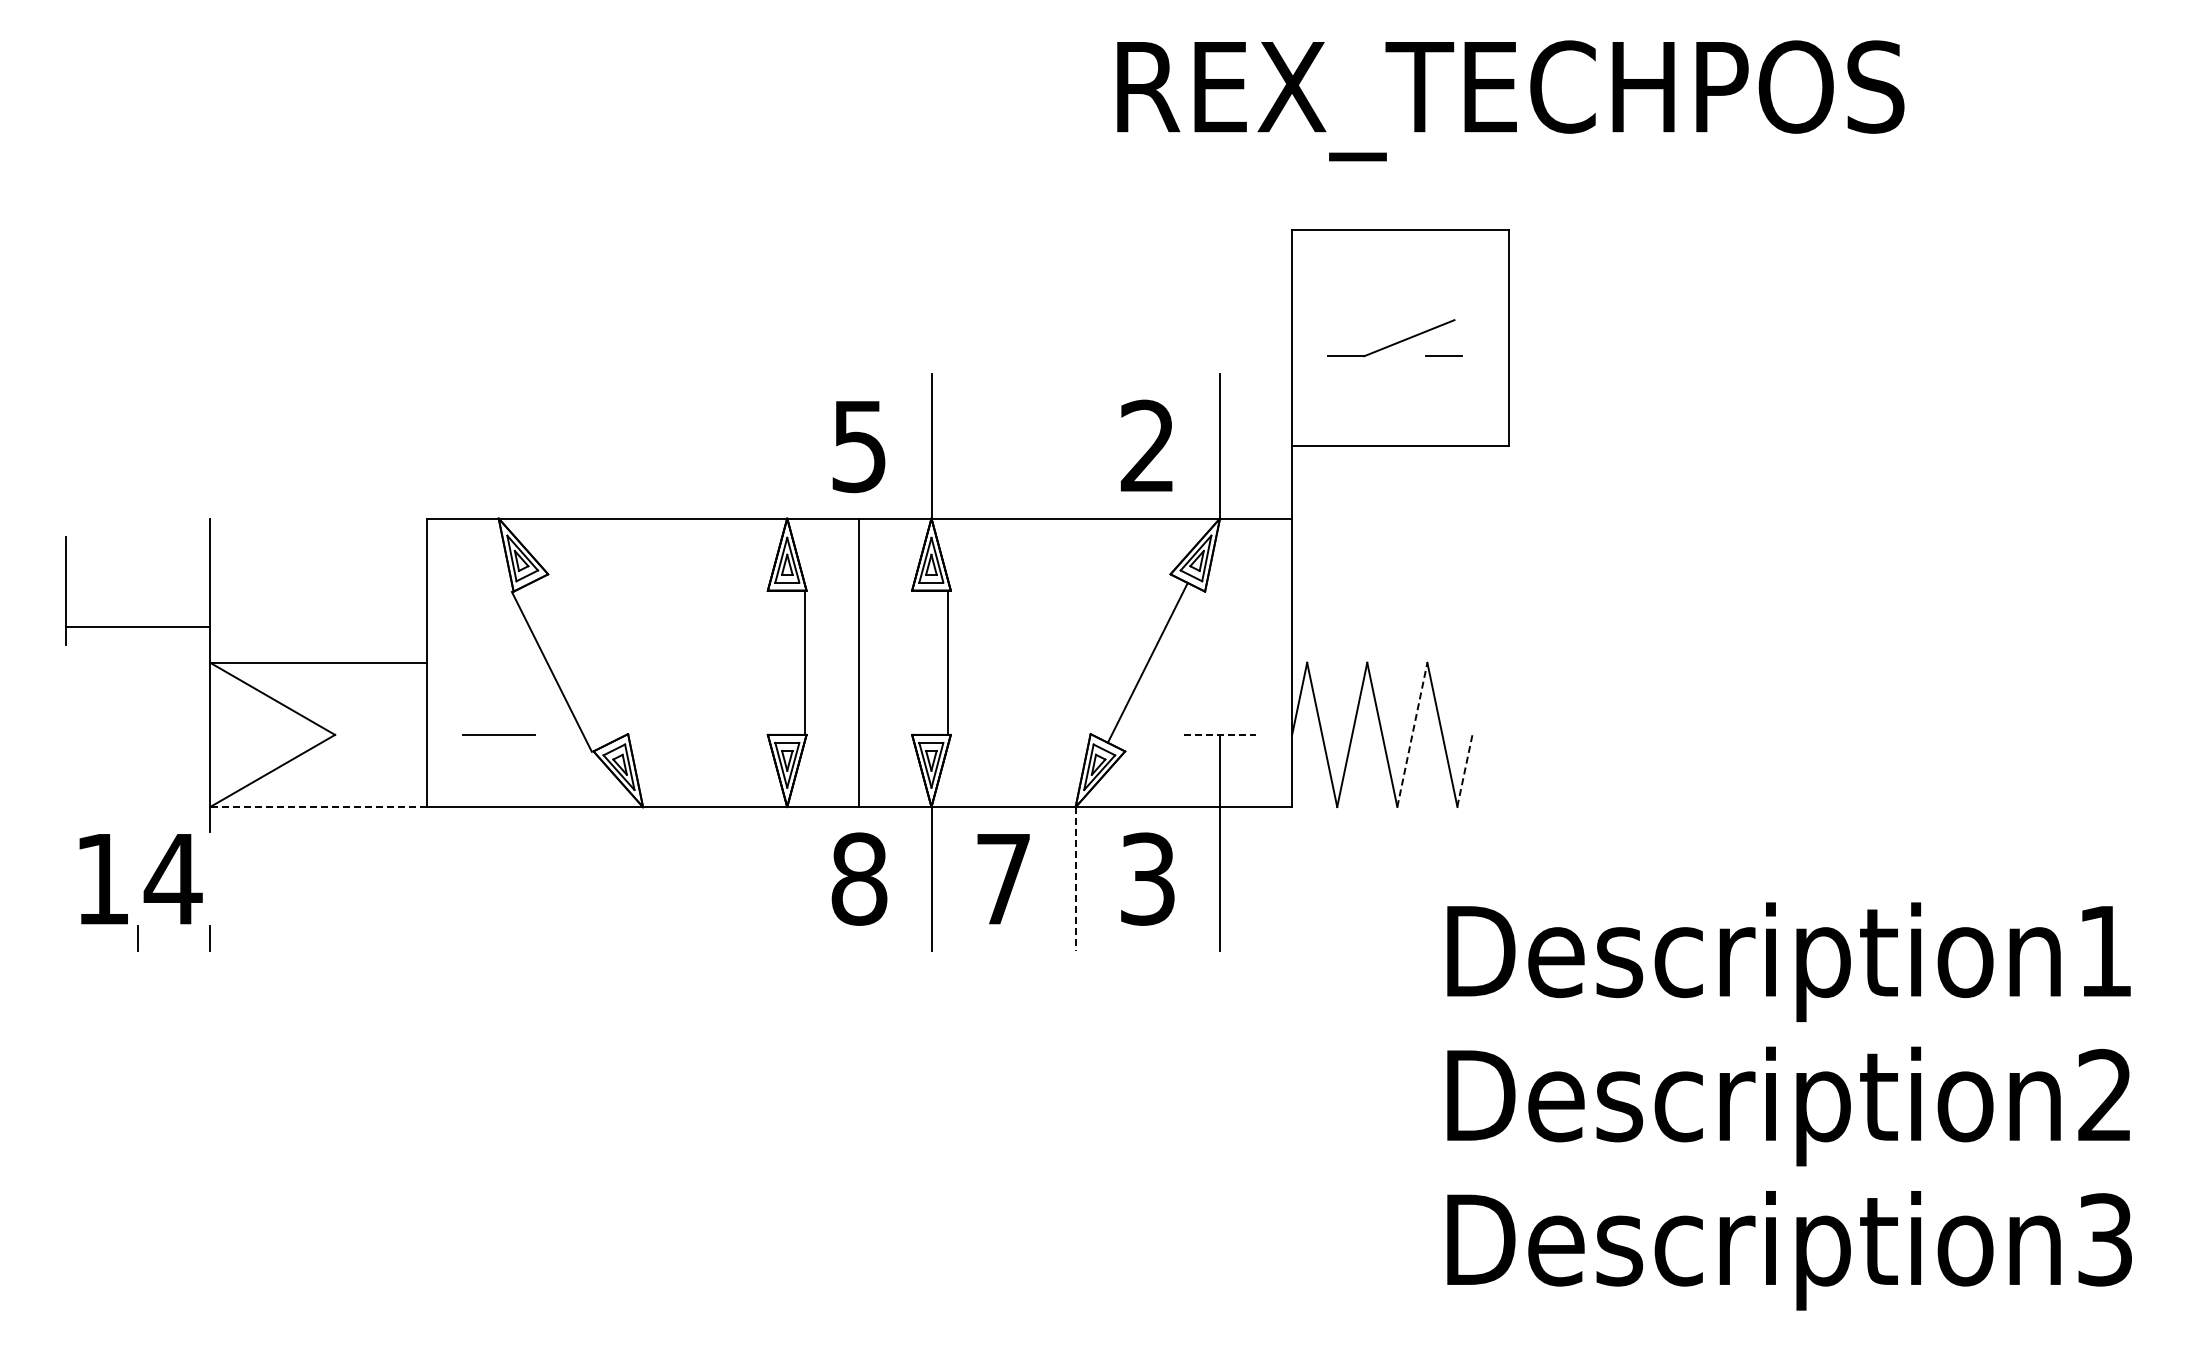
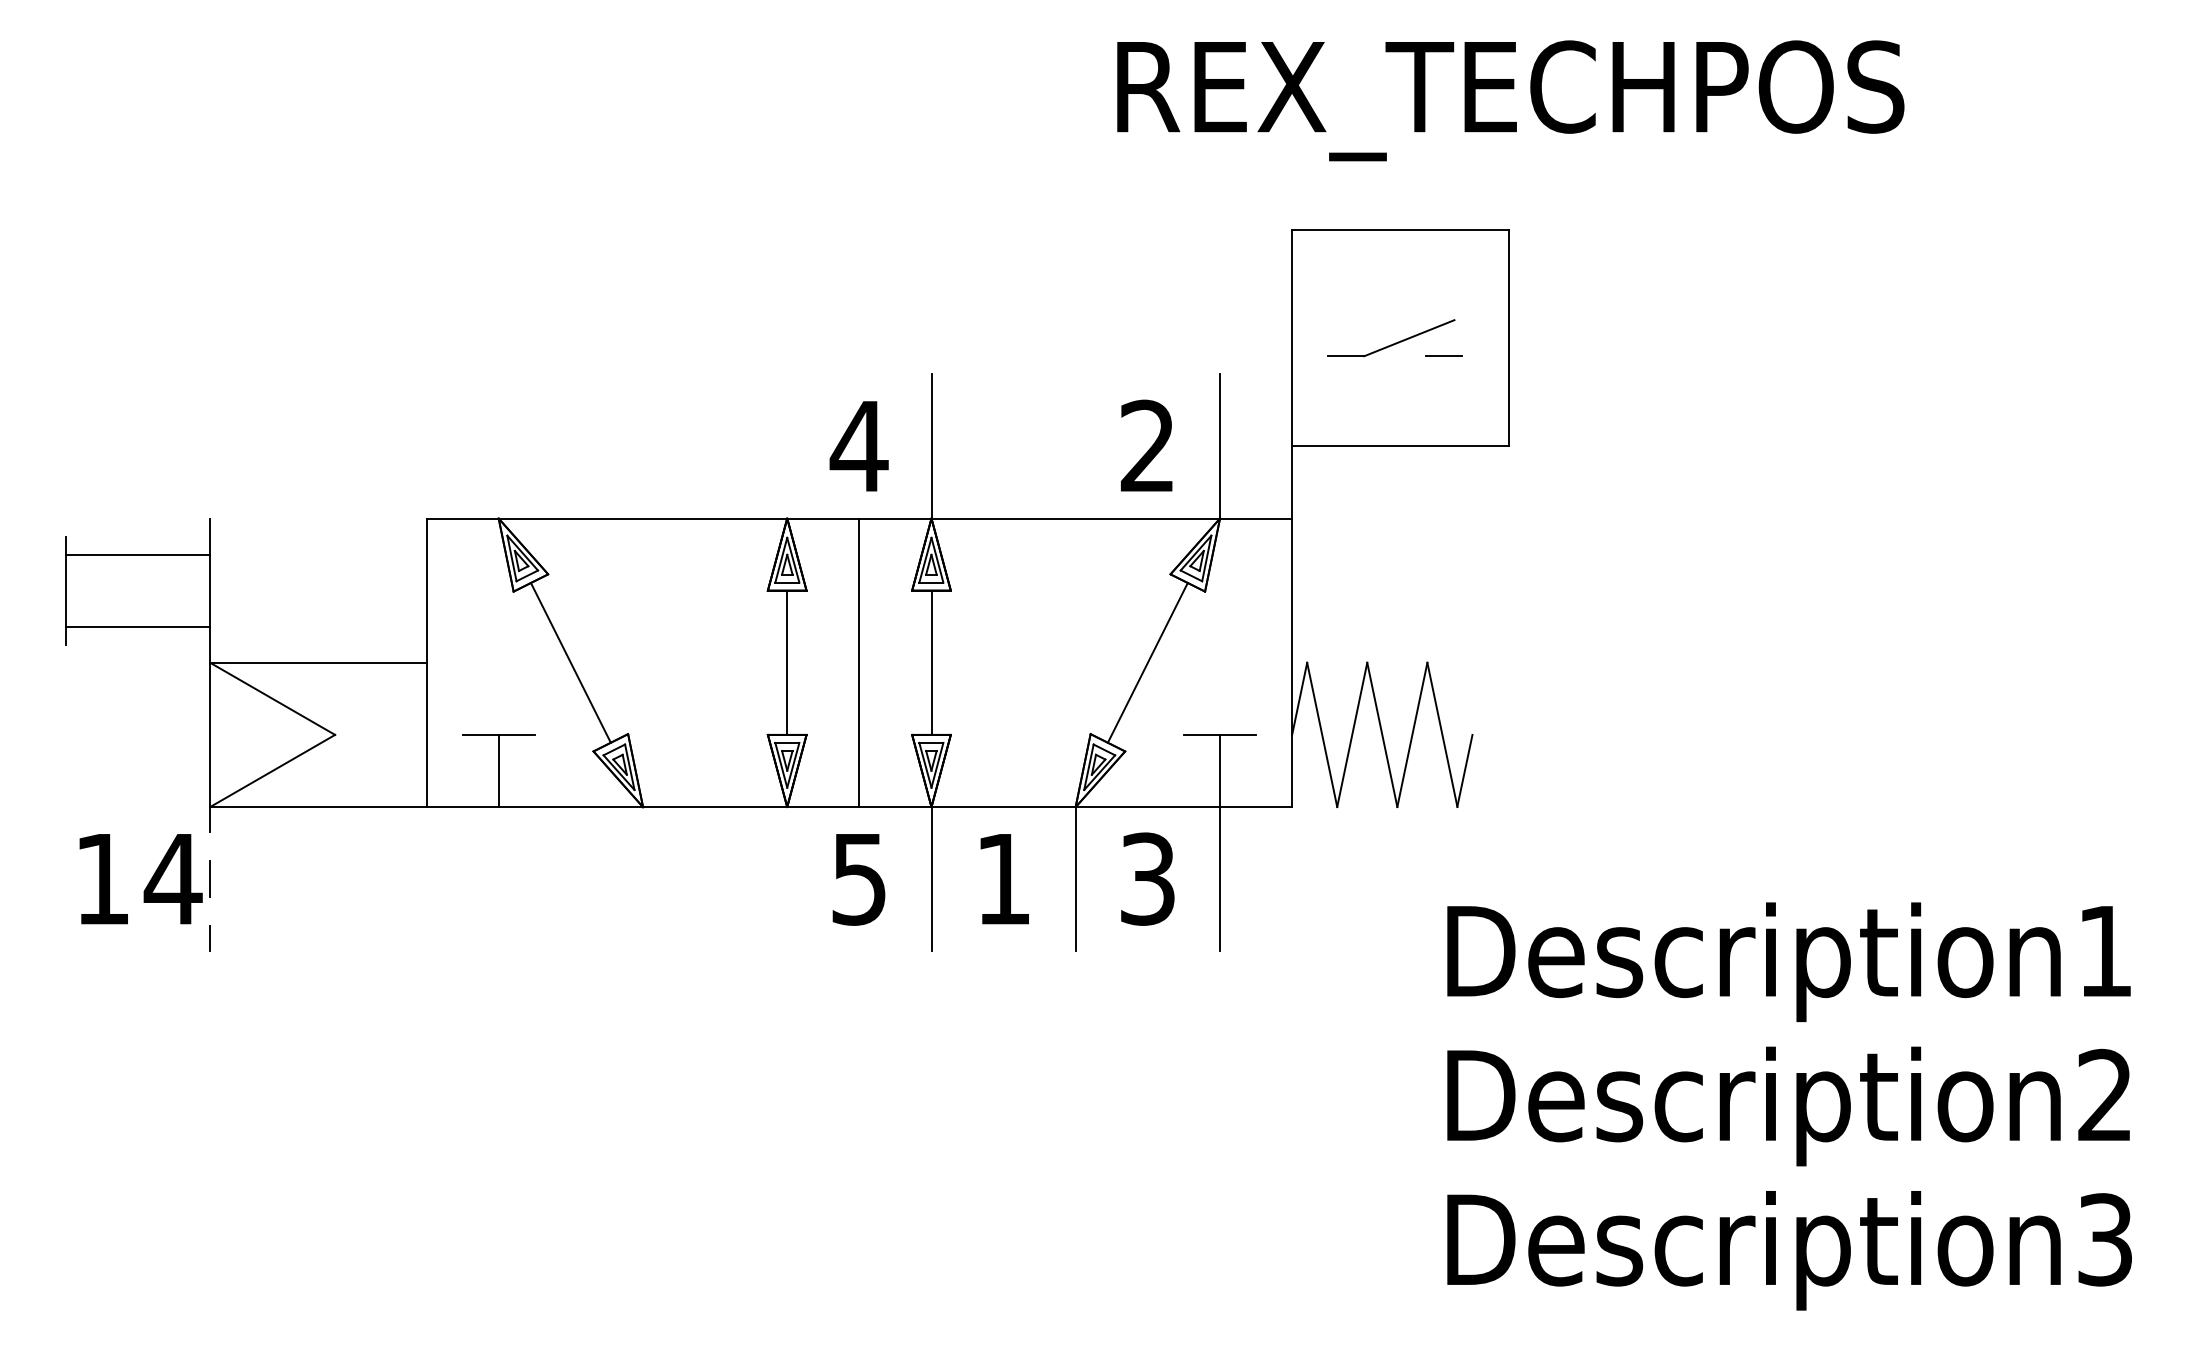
text: 5 -> 4 (858, 447)
line: none -> present (137, 554)
line position: (805, 662) -> (787, 662) (787, 662)
line position: (947, 662) -> (931, 662) (931, 662)
line position: (551, 671) -> (570, 662) (570, 662)
line: dashed -> solid (1220, 734)
line: dashed -> solid (1412, 734)
line: none -> present (498, 770)
line: dashed -> solid (1464, 770)
line: dashed -> solid (317, 807)
text: 8 -> 5 (859, 878)
line: none -> present (210, 879)
text: 7 -> 1 (1003, 879)
line: dashed -> solid (1075, 879)
line: present -> none (137, 938)
